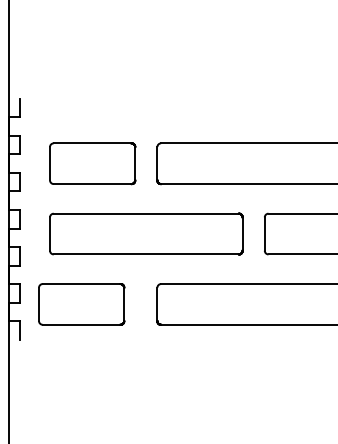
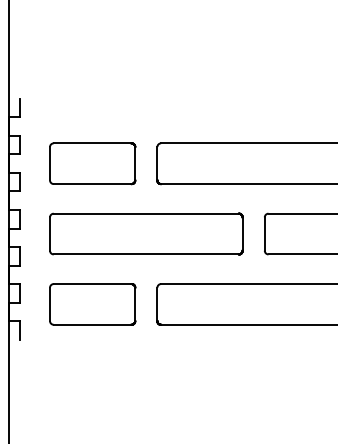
part position: (81, 304) -> (92, 304) (92, 304)
